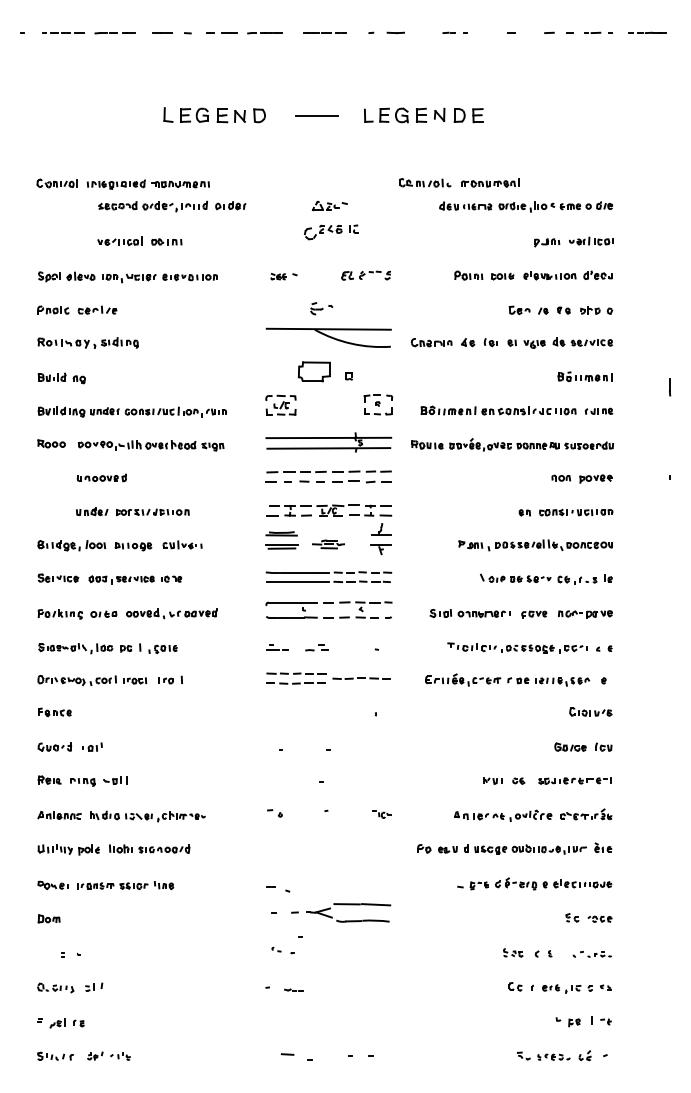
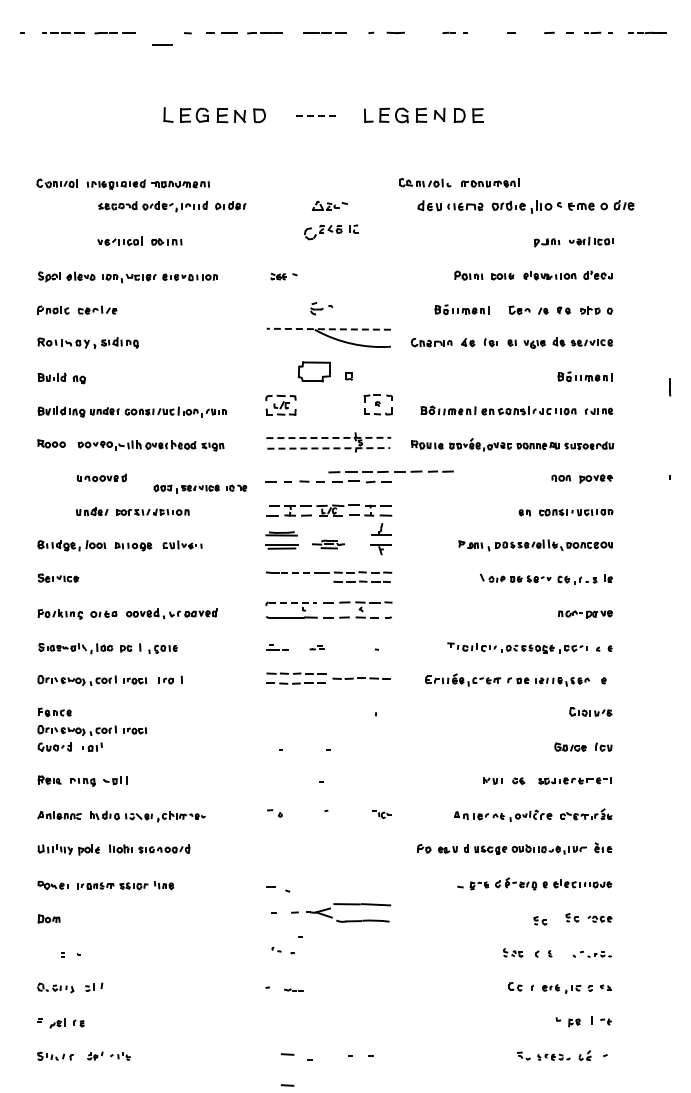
line position: (162, 32) -> (162, 44) (162, 44)
line: solid -> dashed (316, 116)
part size: 175x12 px -> 218x14 px (525, 206)
part: present -> none (365, 275)
part: none -> present (461, 309)
line: solid -> dashed (328, 329)
line: solid -> dashed (329, 437)
line: solid -> dashed (329, 448)
part position: (328, 471) -> (390, 471) (390, 471)
line: solid -> dashed (297, 572)
part position: (135, 579) -> (200, 488) (200, 488)
line: present -> none (297, 581)
line: solid -> dashed (293, 602)
part: present -> none (469, 613)
part: present -> none (534, 614)
part size: 24x8 px -> 16x6 px (316, 647)
part: none -> present (92, 730)
part: none -> present (540, 920)
line: none -> present (287, 1085)
